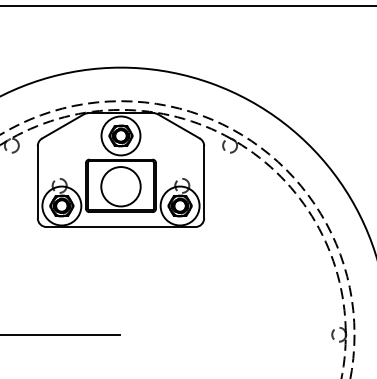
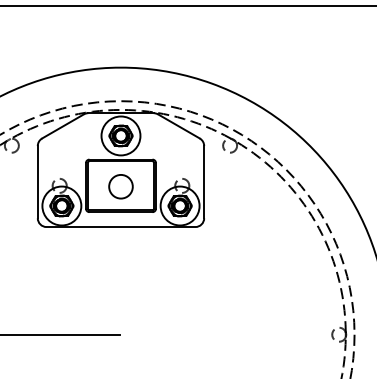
circle diameter: 39 px -> 24 px (120, 186)
